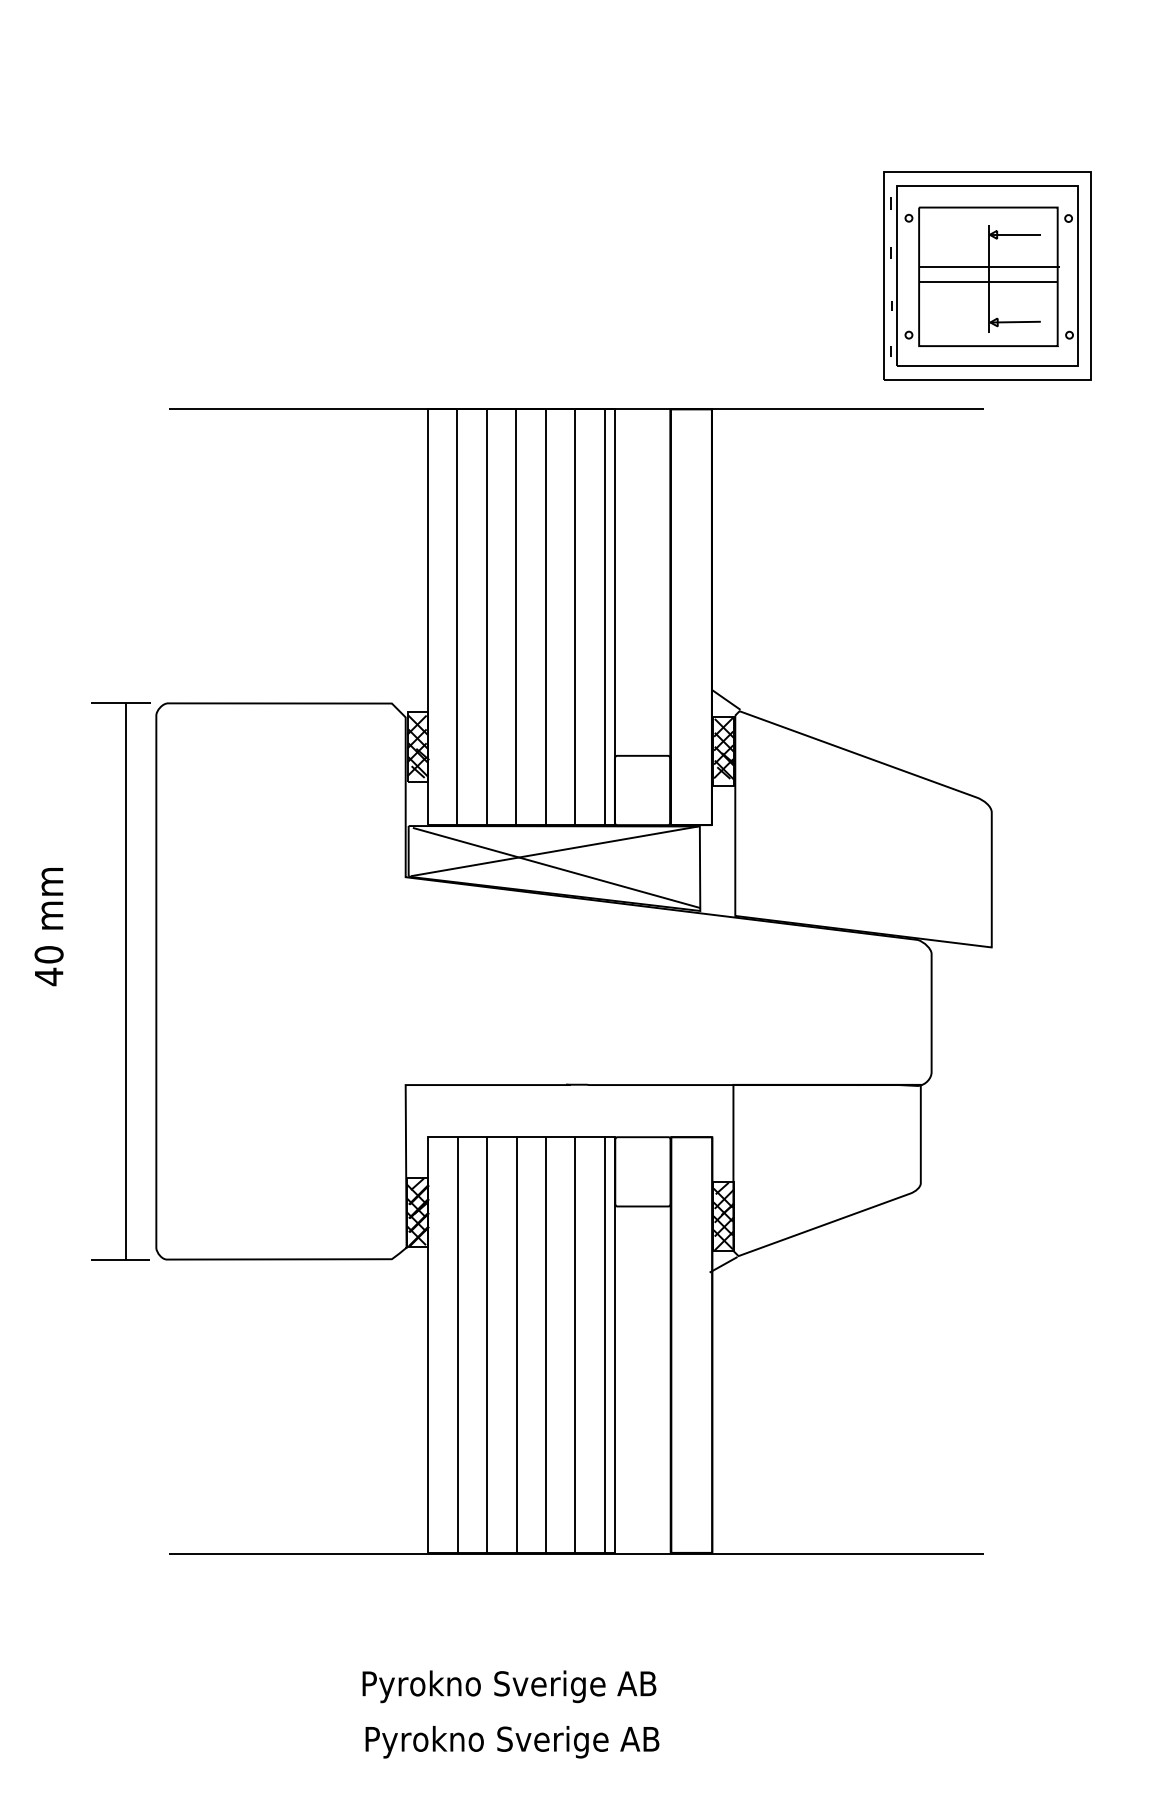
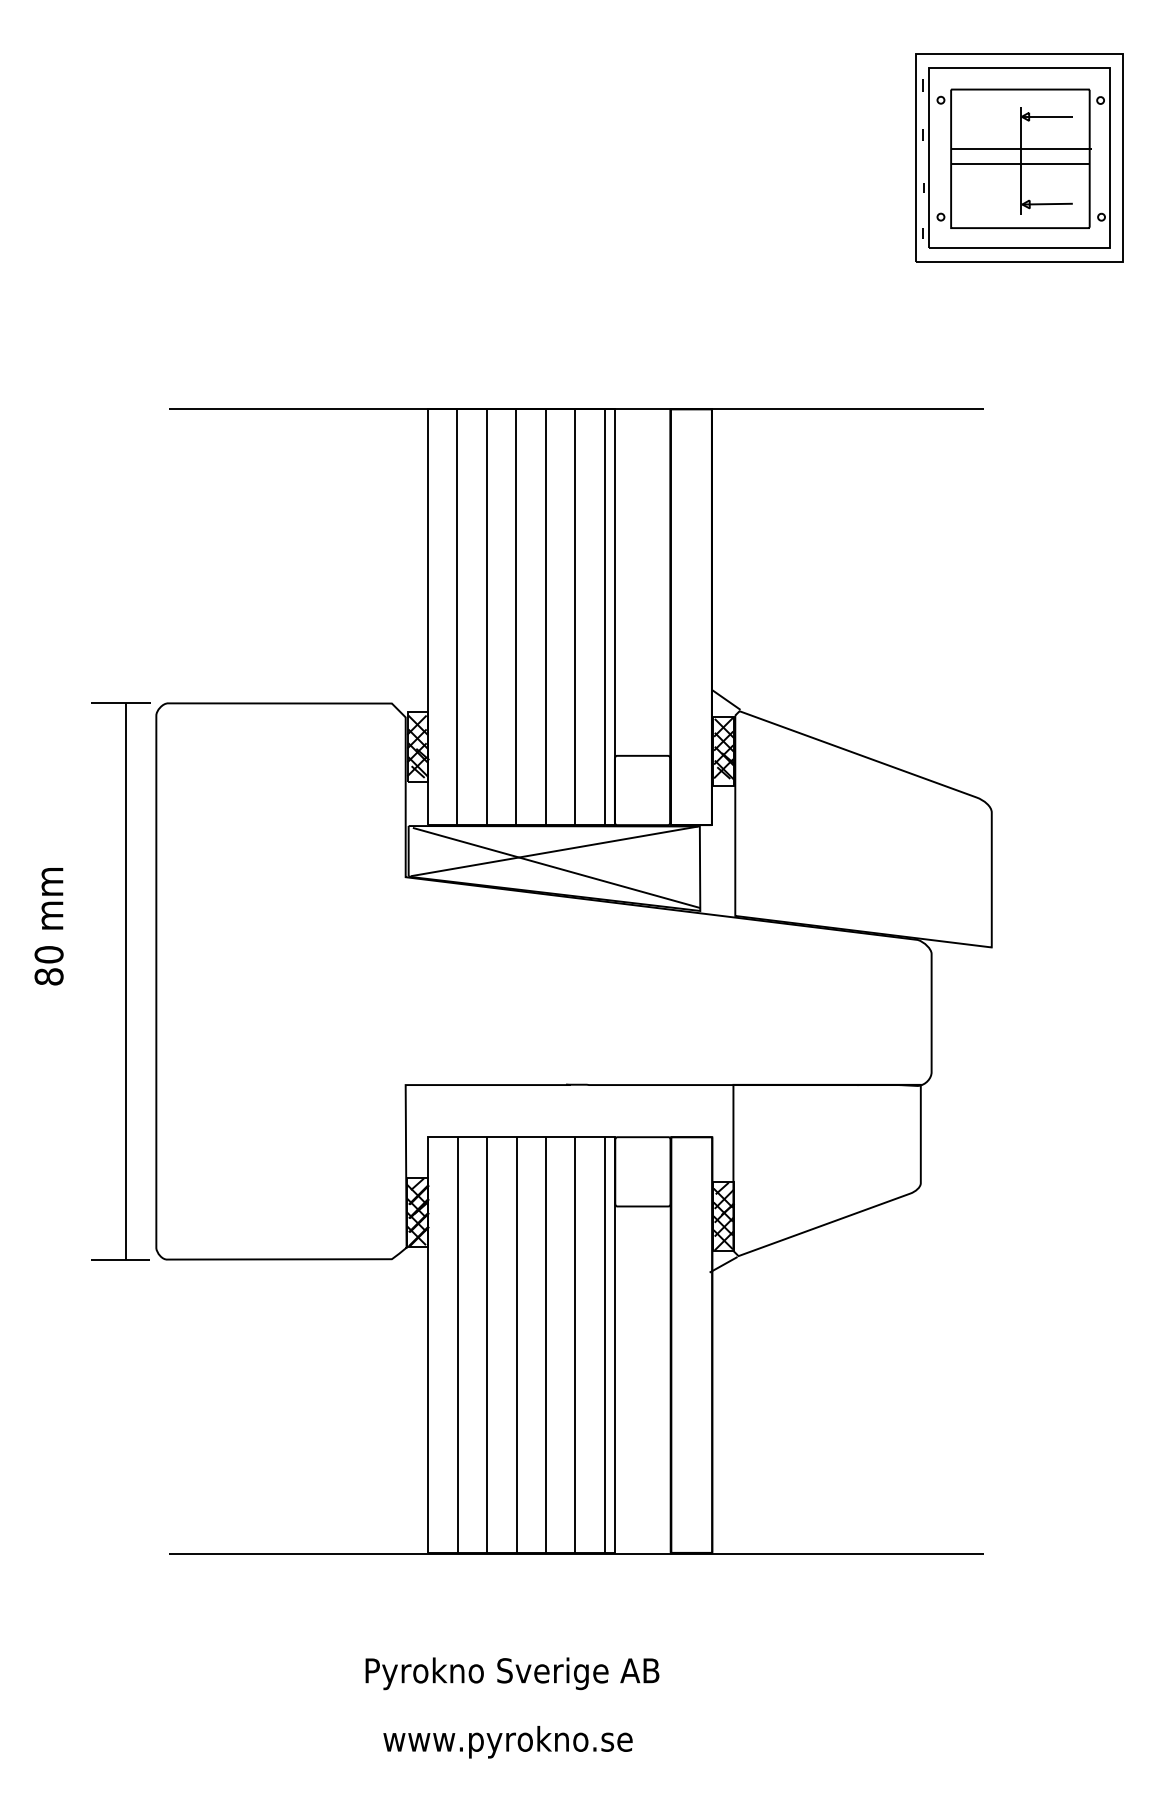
part position: (987, 275) -> (1019, 157) (1019, 157)
text: 40 -> 80 (48, 976)
text position: (509, 1686) -> (512, 1673) (512, 1673)
text: Pyrokno Sverige AB -> www.pyrokno.se (512, 1741)
